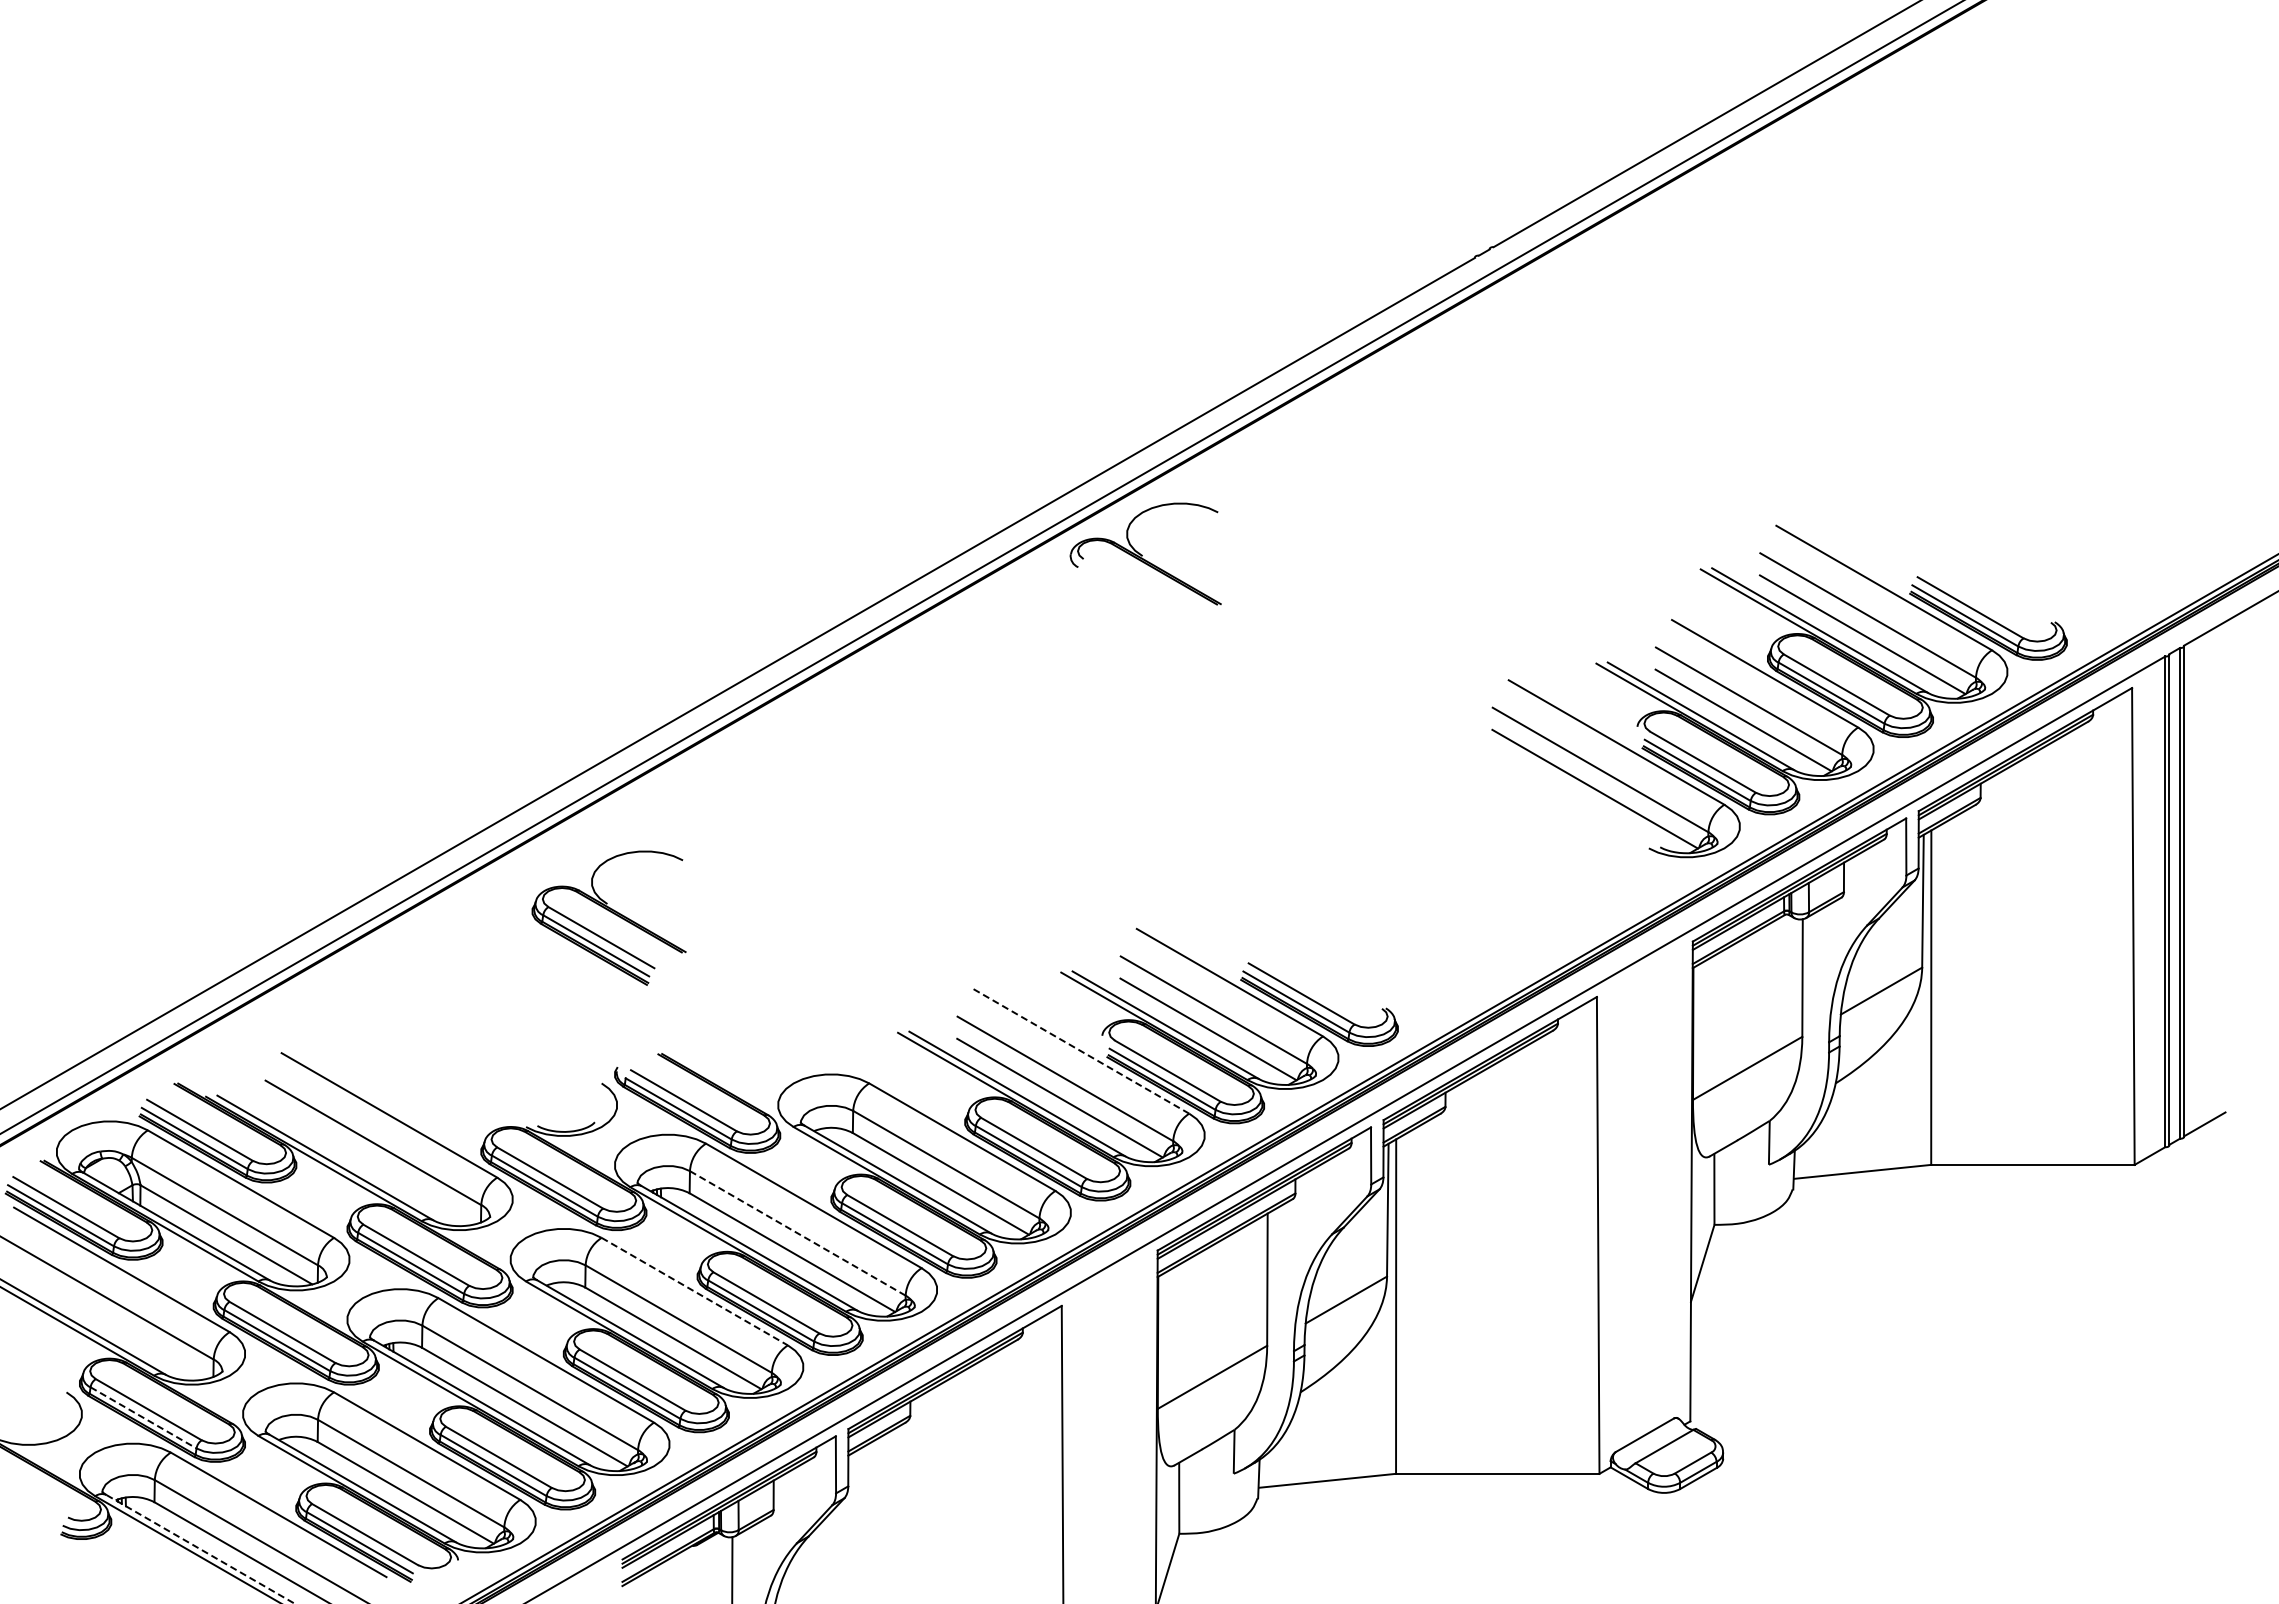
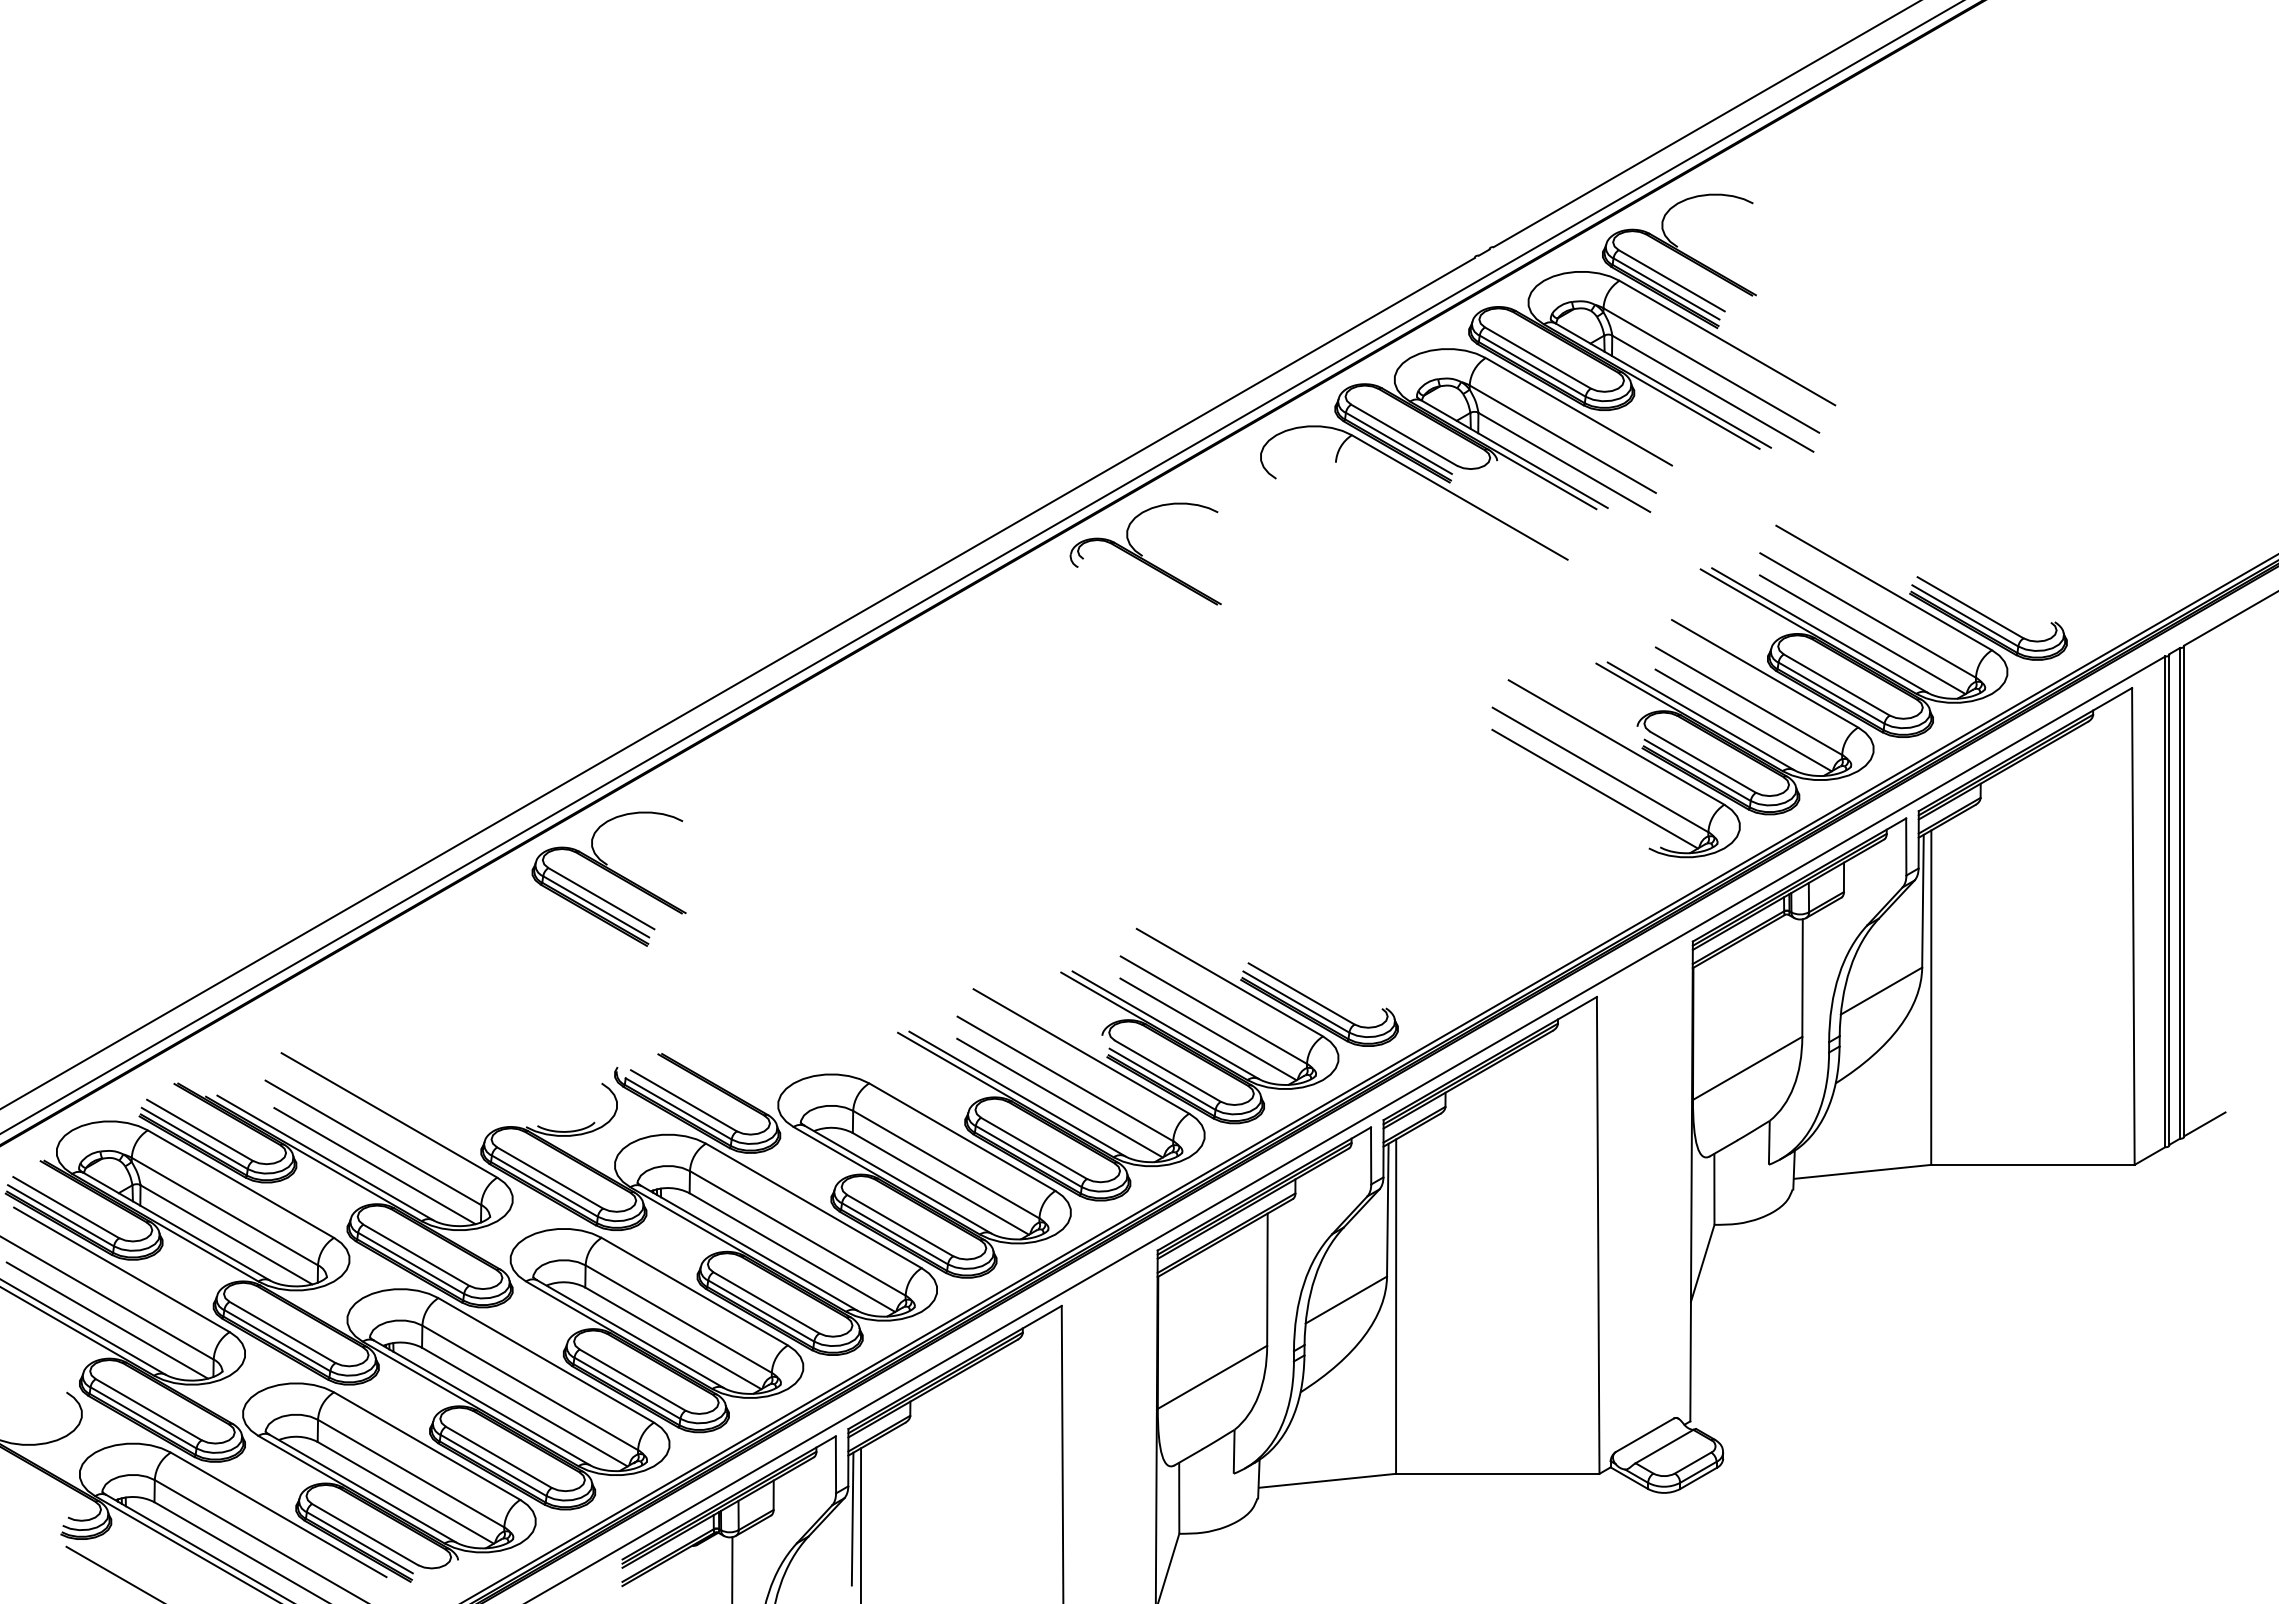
part: none -> present (1548, 376)
part position: (608, 917) -> (608, 878) (608, 878)
line: dashed -> solid (1081, 1051)
line: none -> present (374, 1166)
line: dashed -> solid (797, 1233)
line: dashed -> solid (694, 1291)
line: none -> present (106, 1320)
line: dashed -> solid (143, 1418)
line: none -> present (852, 1518)
line: none -> present (860, 1524)
line: dashed -> solid (200, 1549)
line: none -> present (113, 1573)
